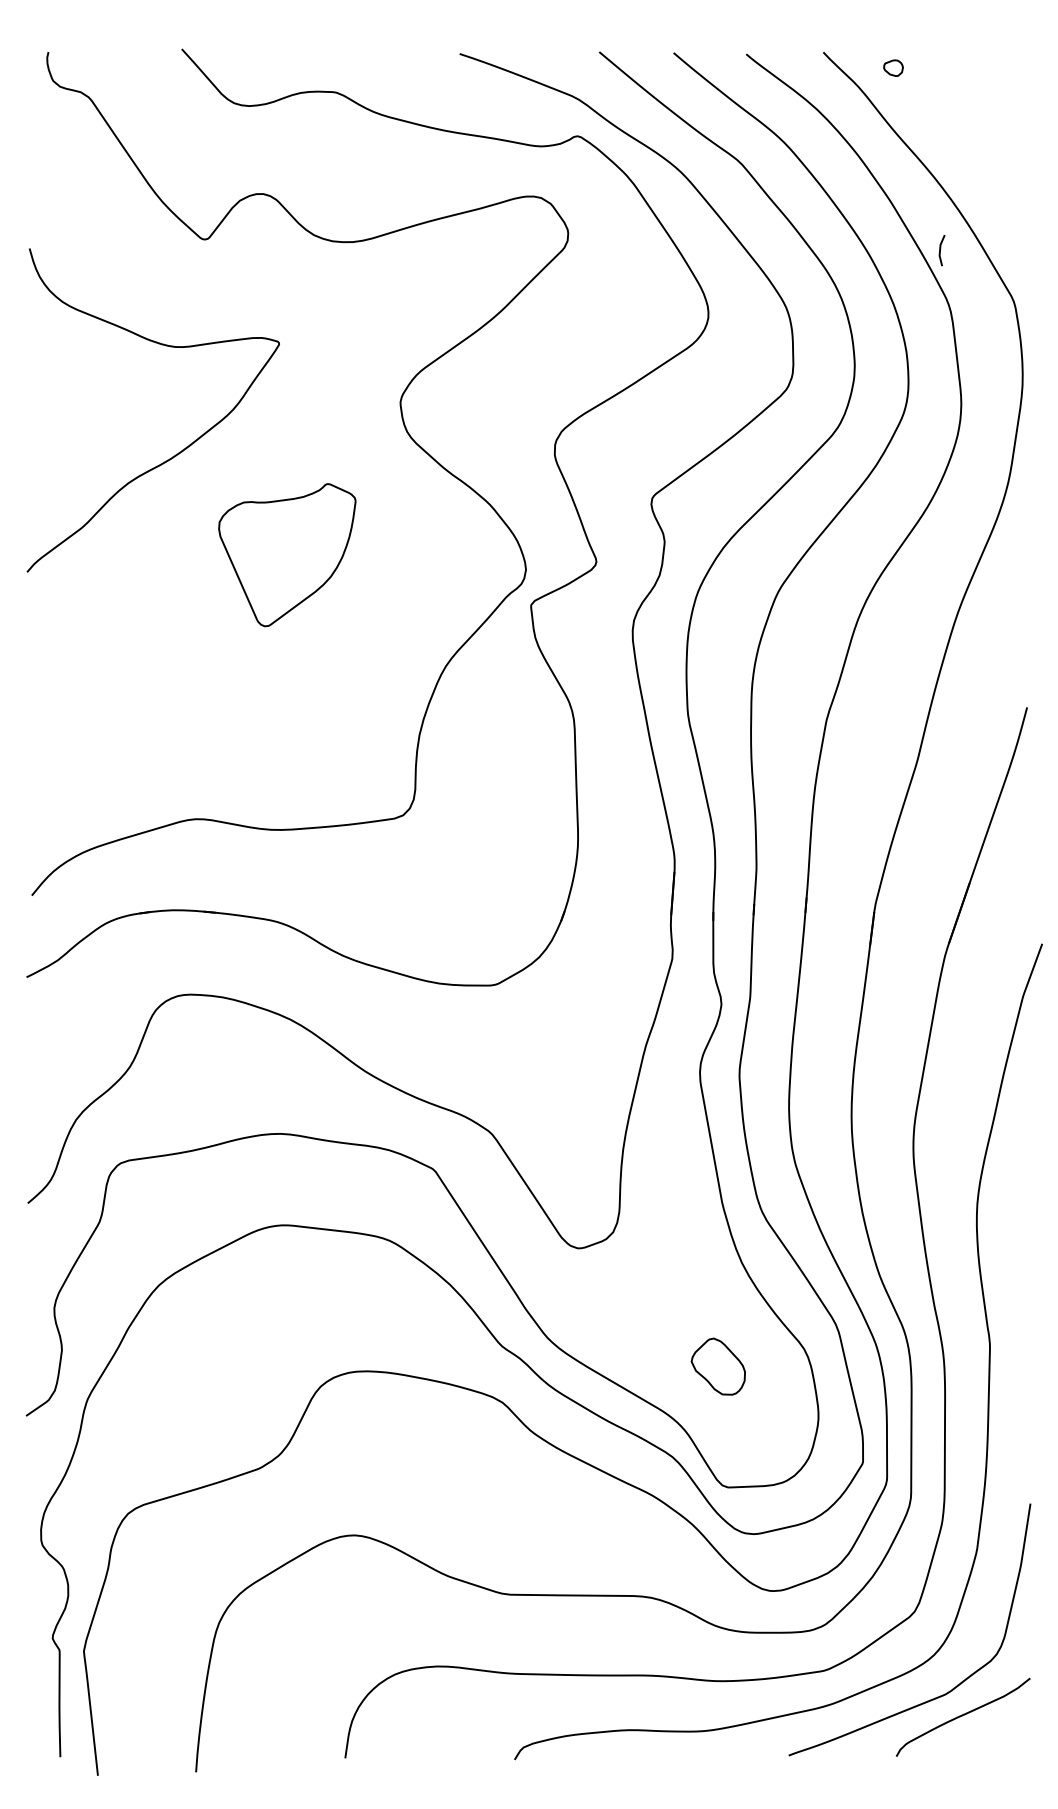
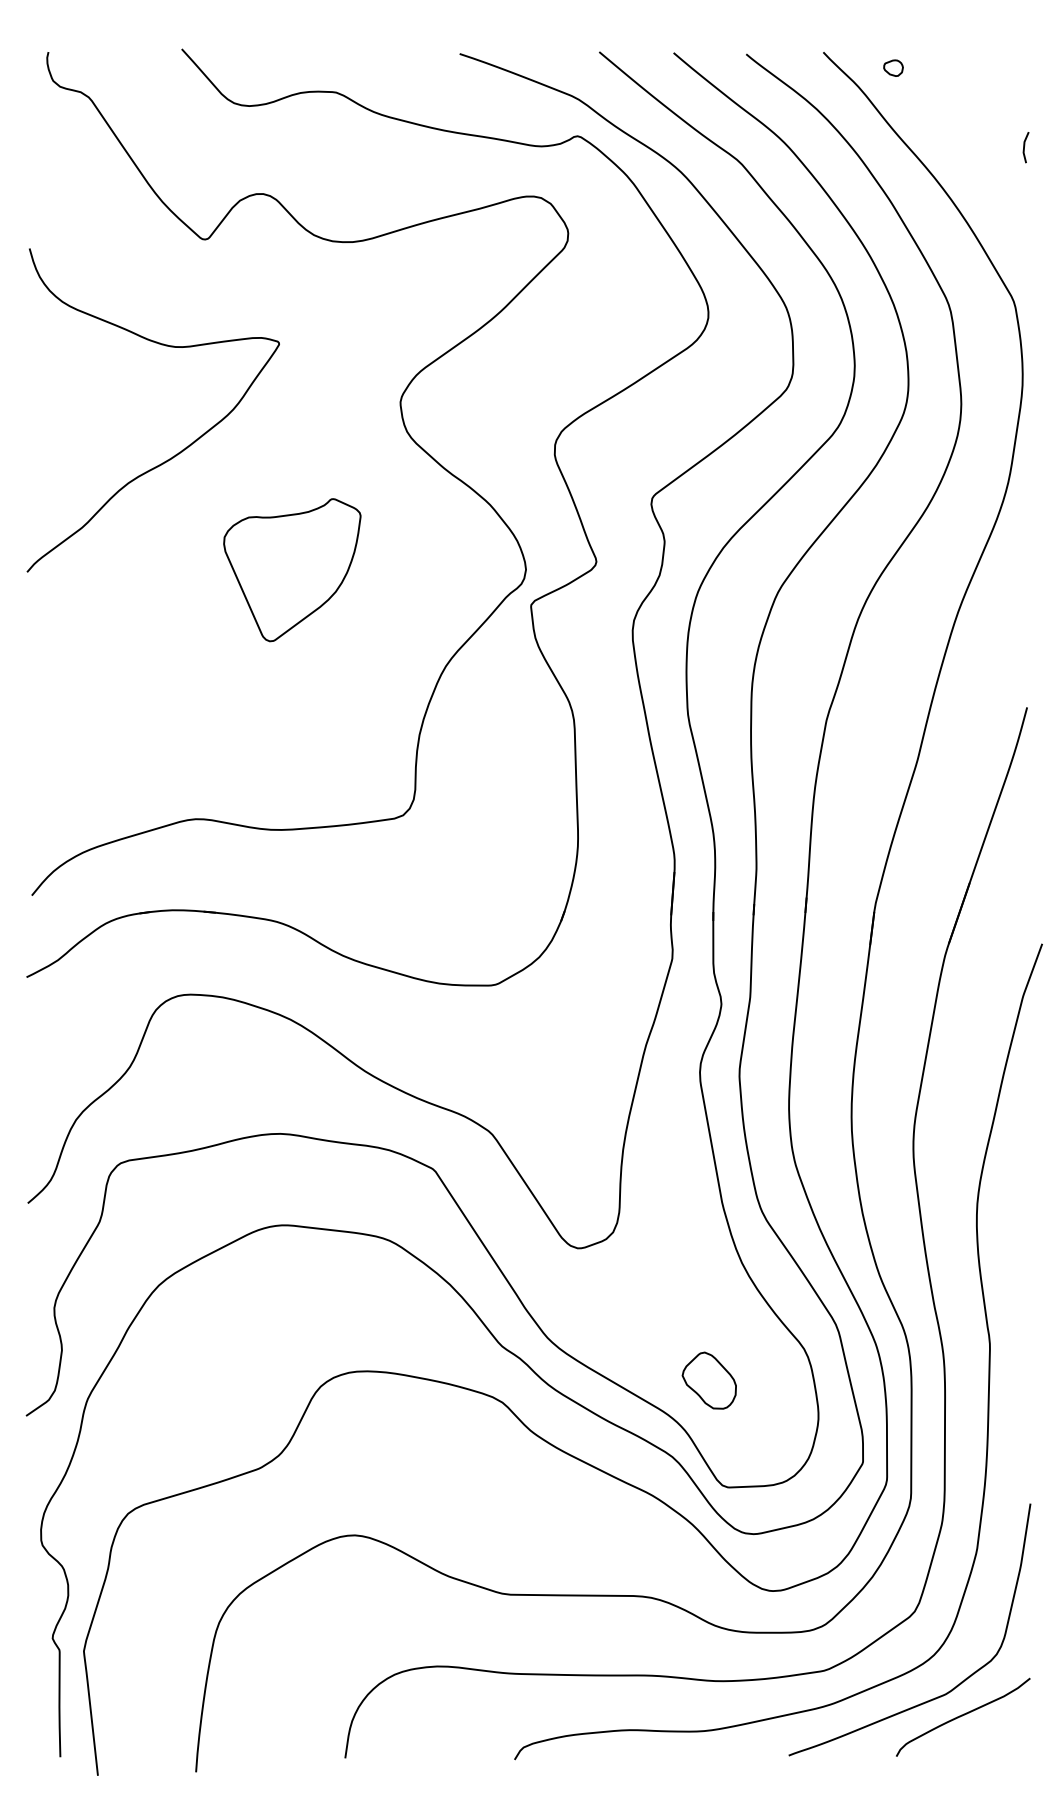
line position: (940, 250) -> (1024, 147) (1024, 147)
part position: (287, 555) -> (292, 570) (292, 570)
part position: (717, 1366) -> (708, 1380) (708, 1380)
